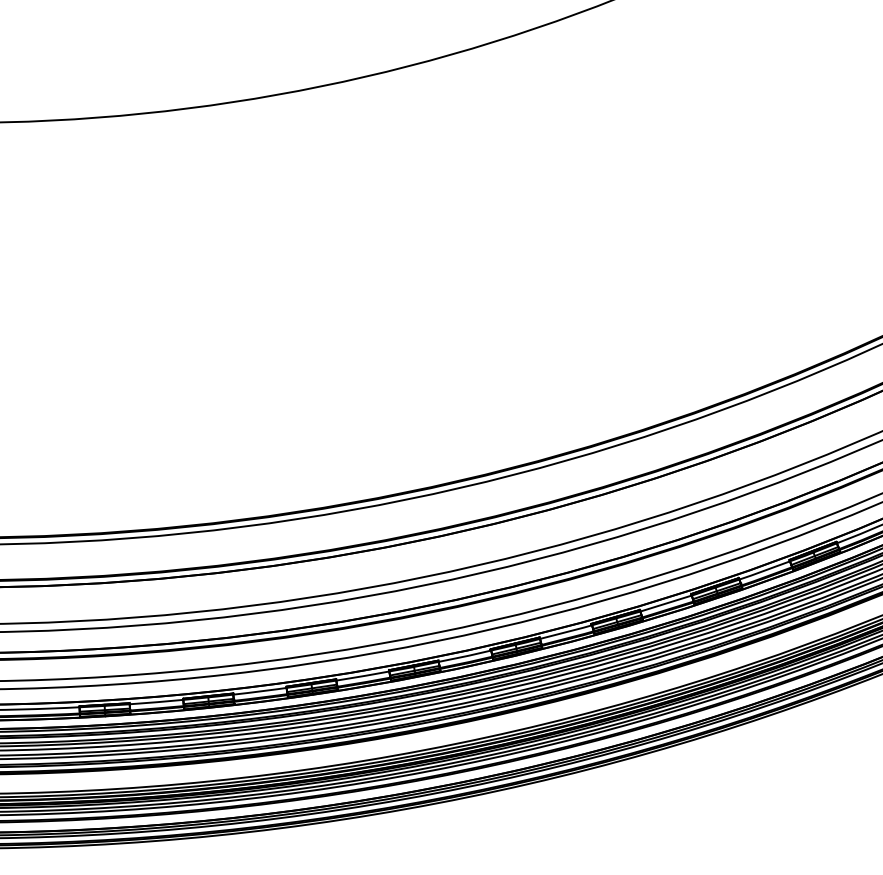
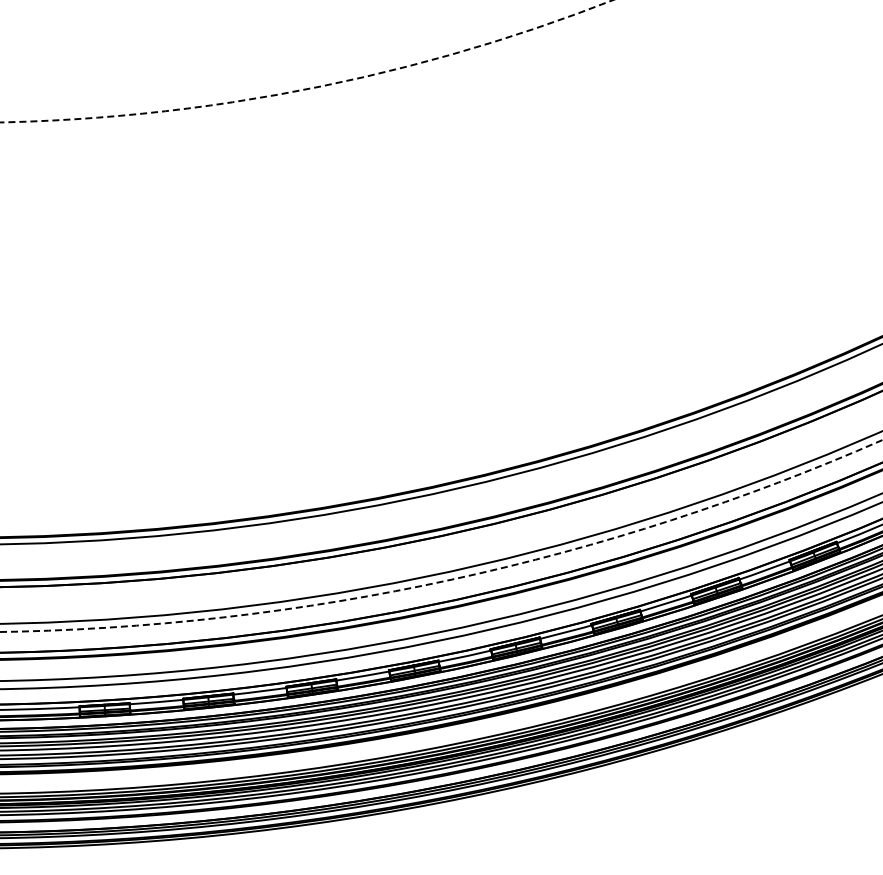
arc: solid -> dashed (314, 87)
arc: solid -> dashed (452, 579)
